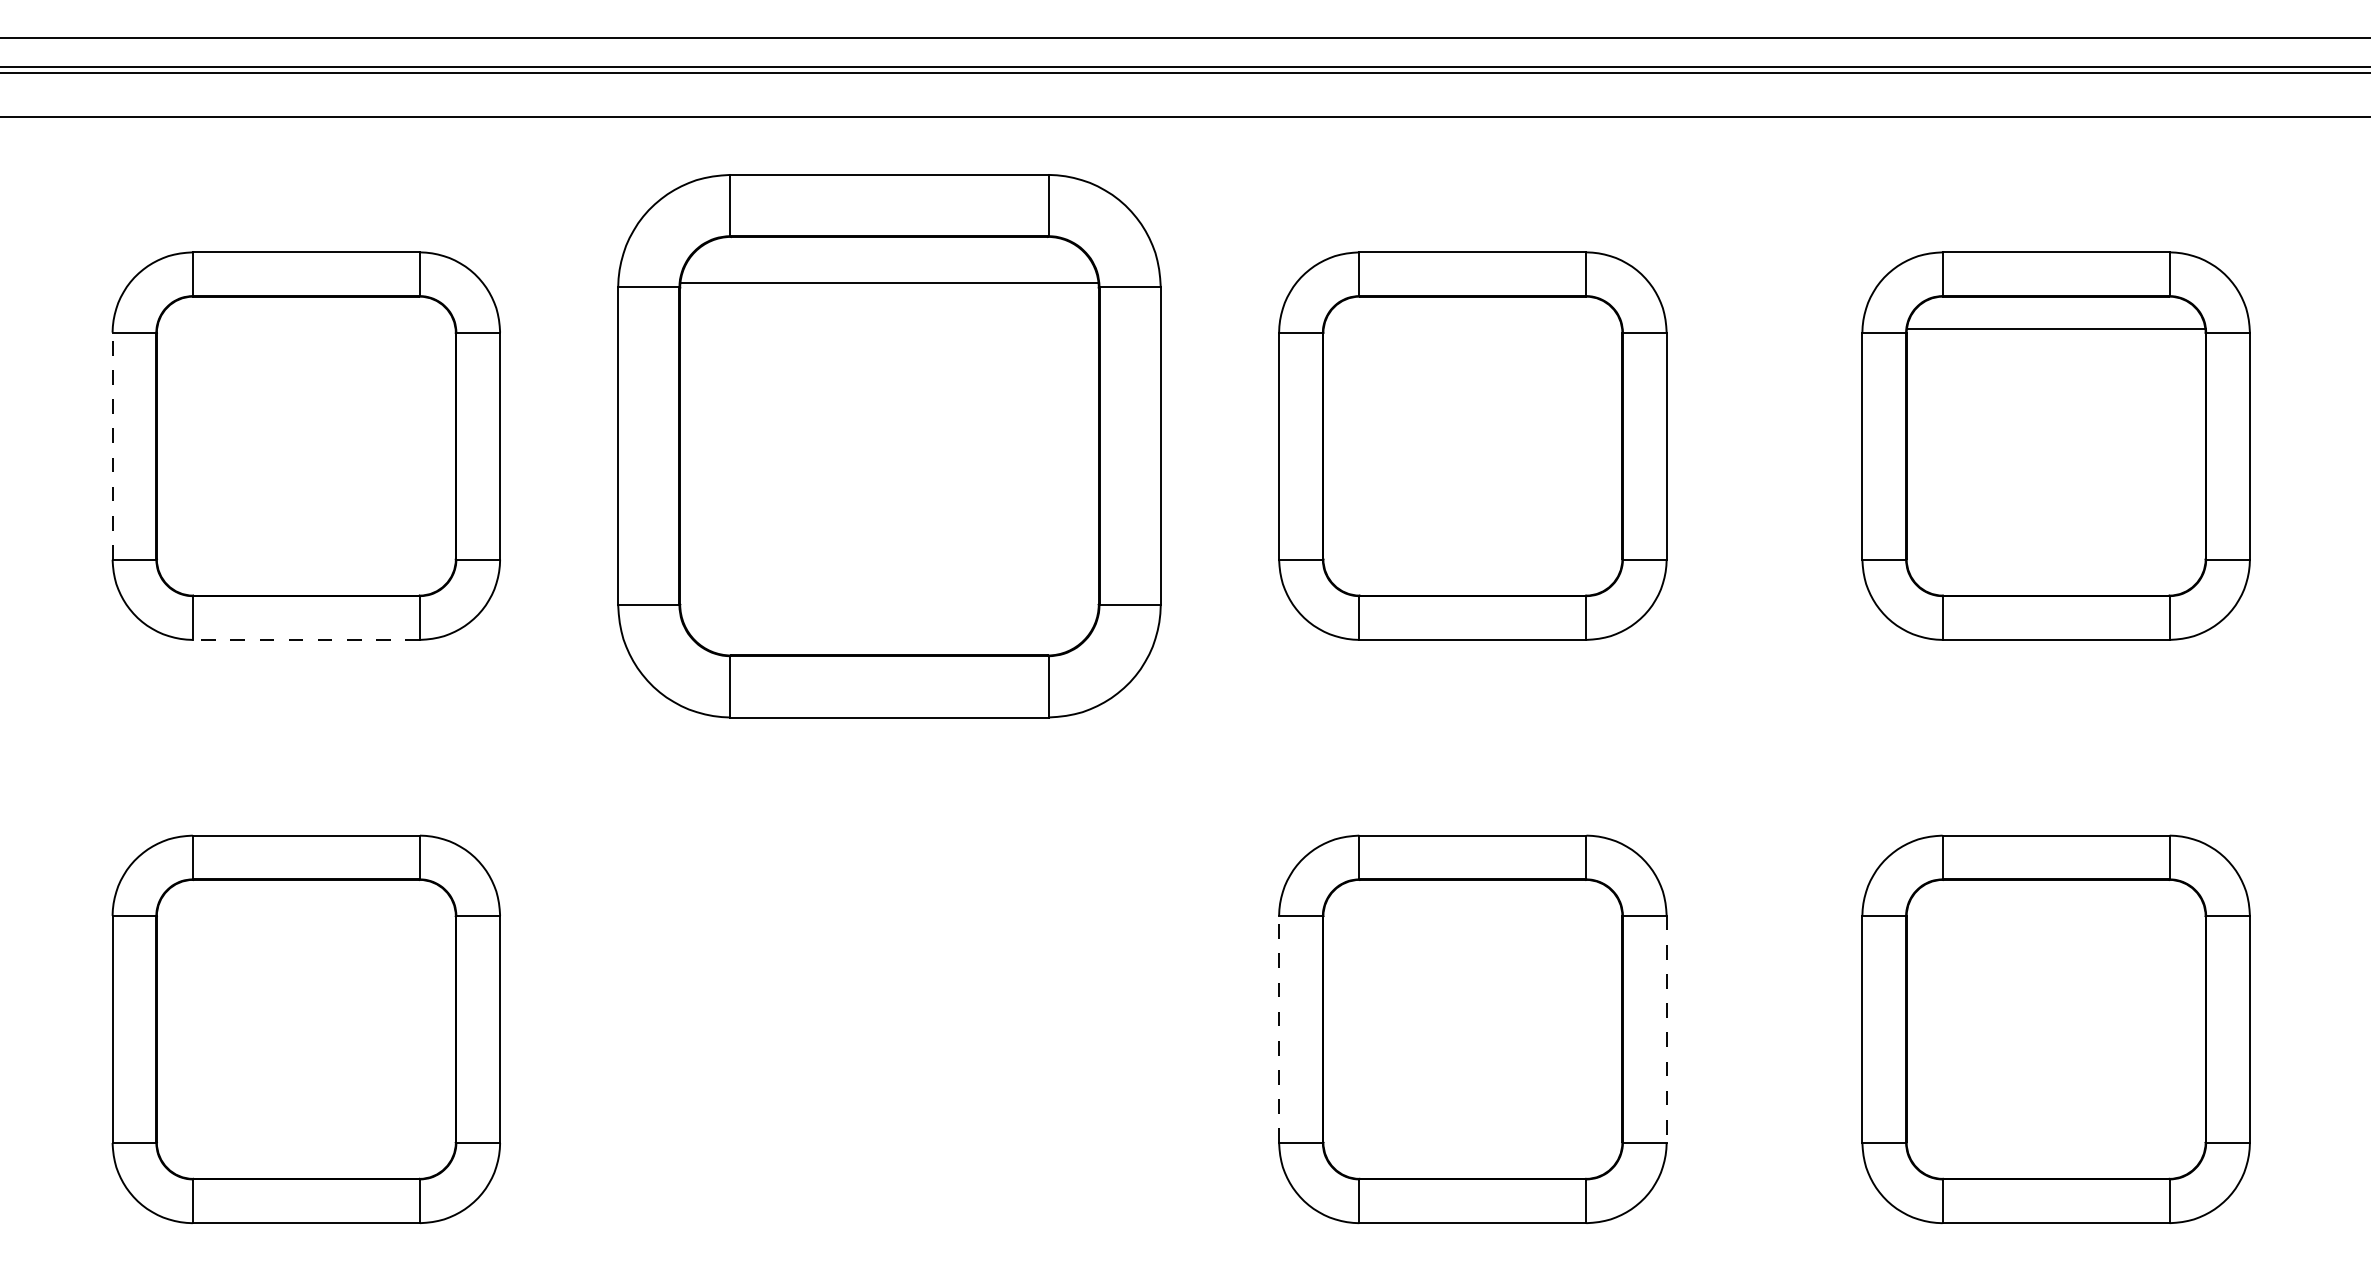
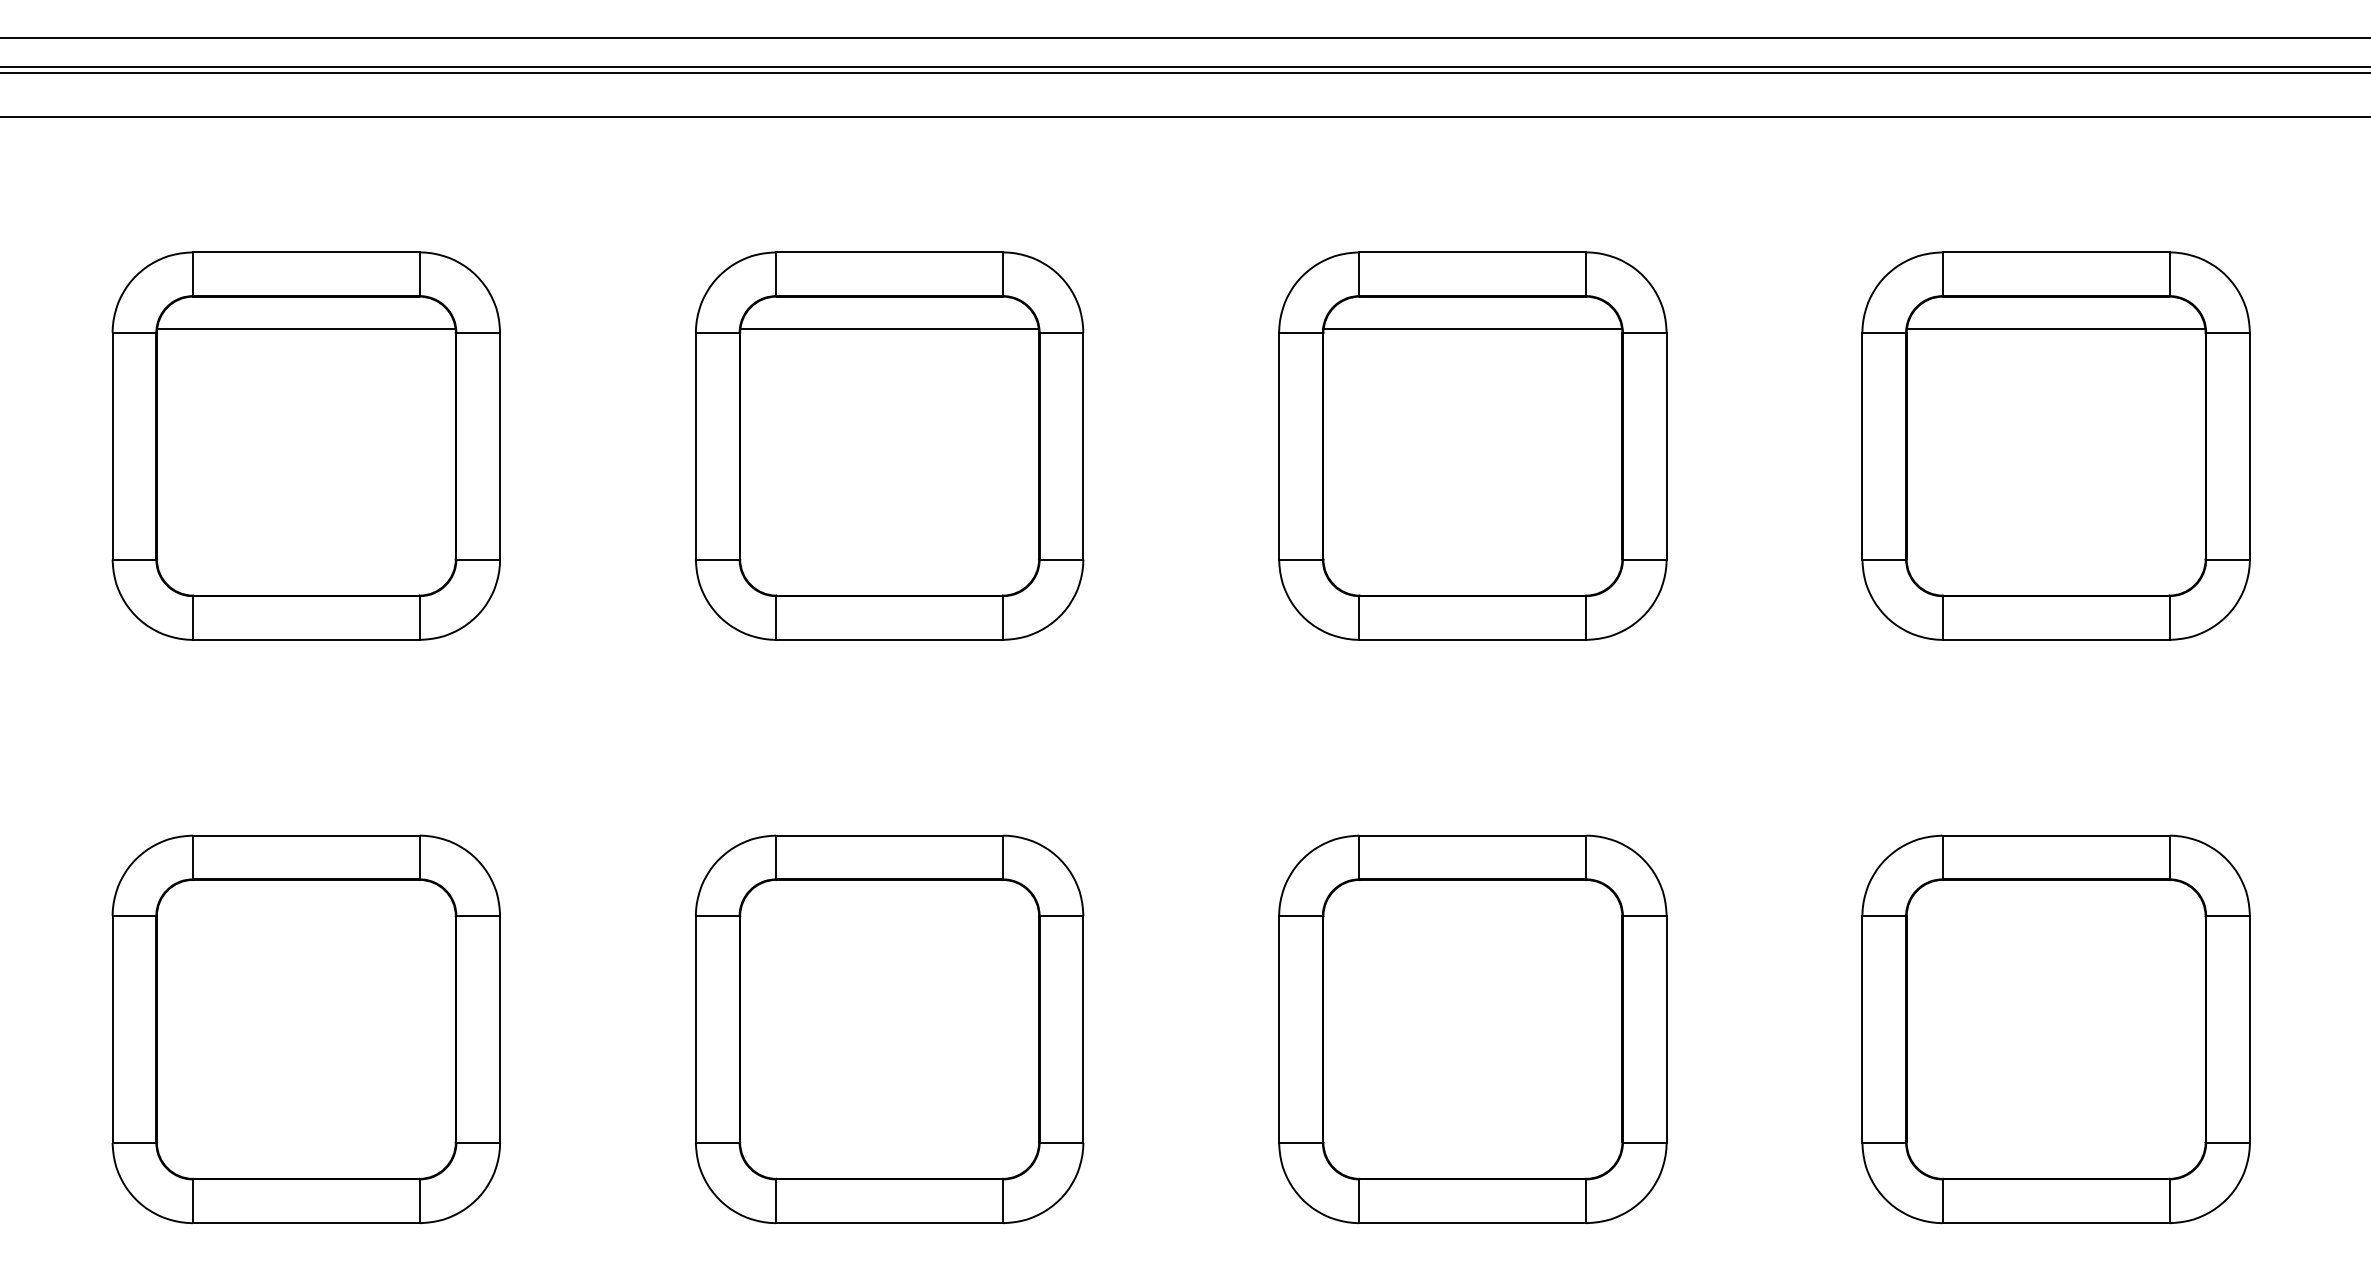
line: none -> present (305, 329)
line: none -> present (1472, 329)
line: dashed -> solid (112, 446)
part size: 545x545 px -> 390x390 px (889, 445)
line: dashed -> solid (306, 639)
part: none -> present (889, 1029)
line: dashed -> solid (1279, 1029)
line: dashed -> solid (1666, 1029)
